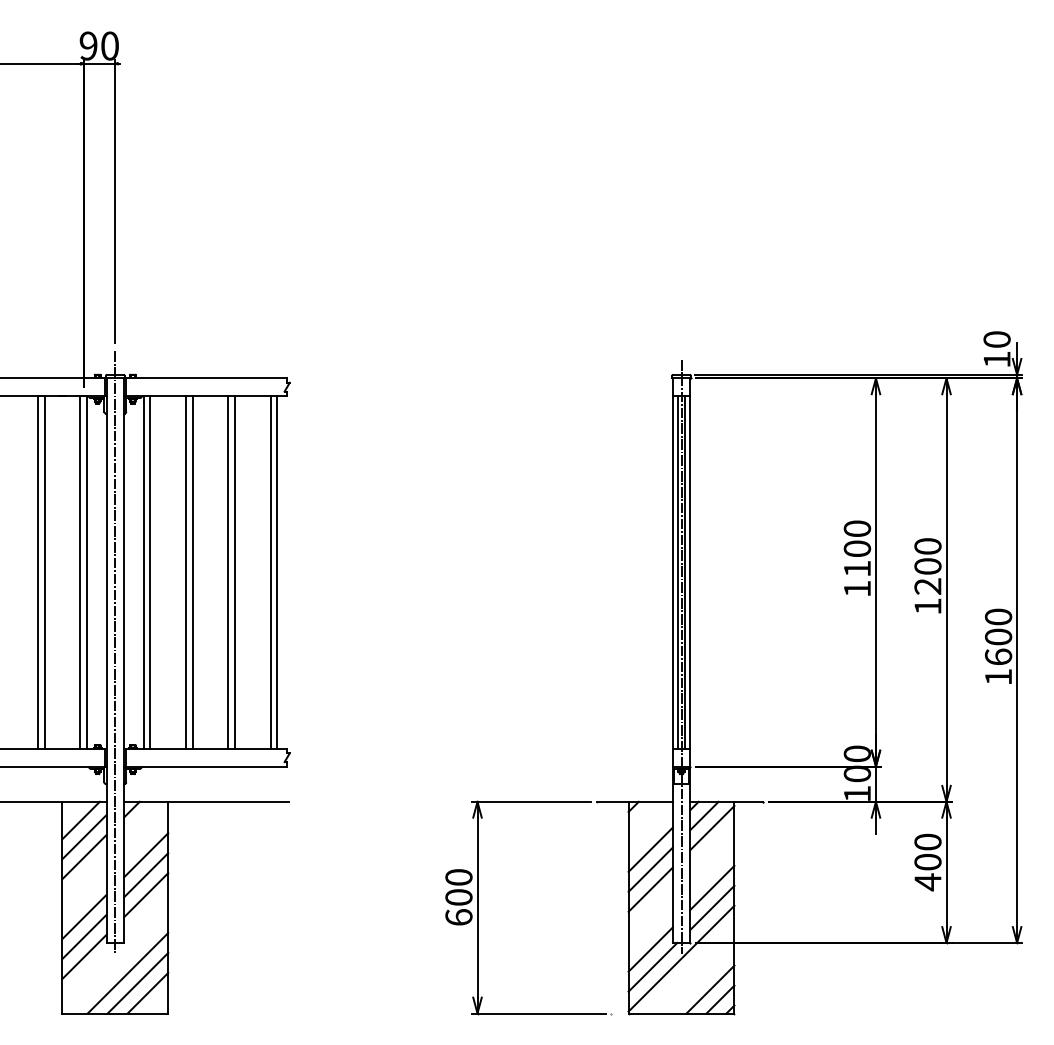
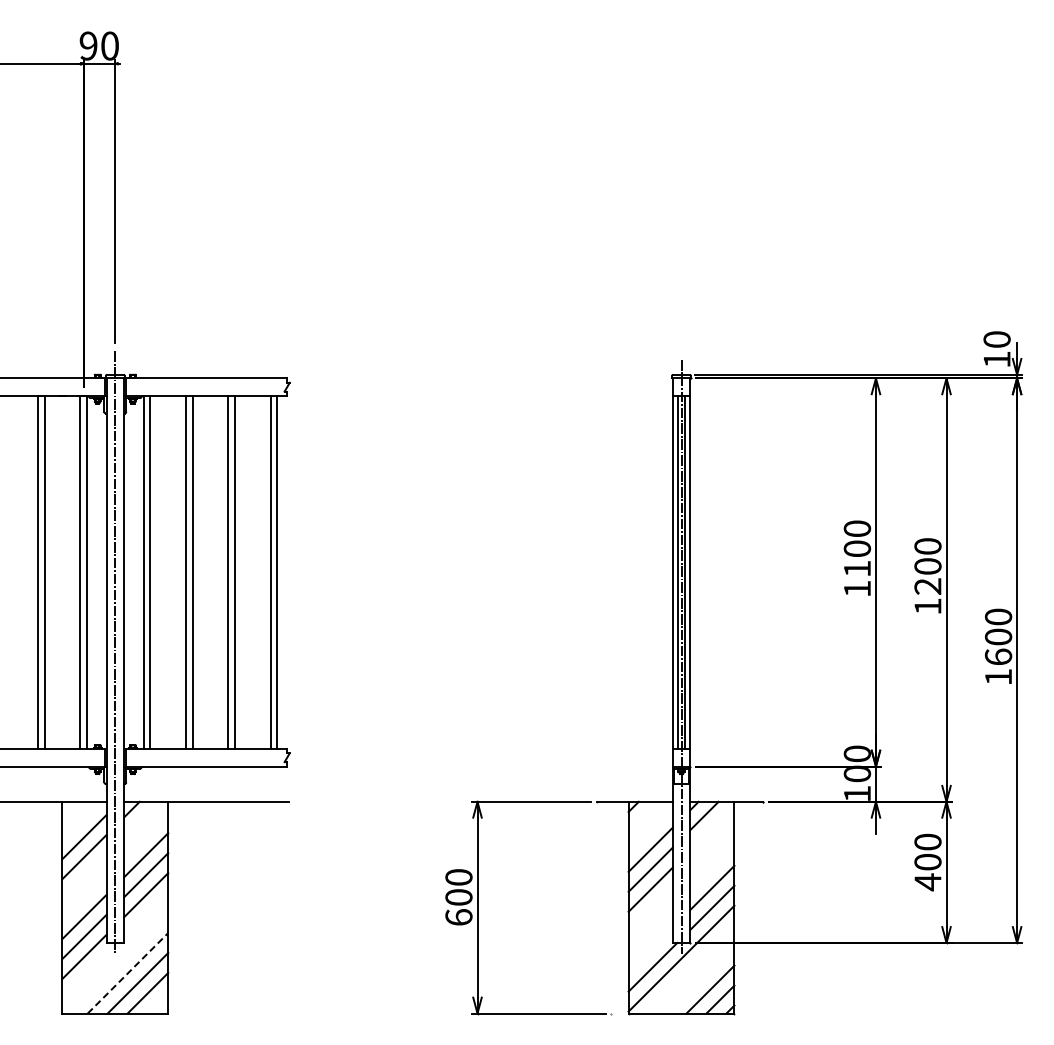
line: present -> none (80, 820)
line: present -> none (712, 827)
line: present -> none (650, 949)
line: solid -> dashed (128, 973)
